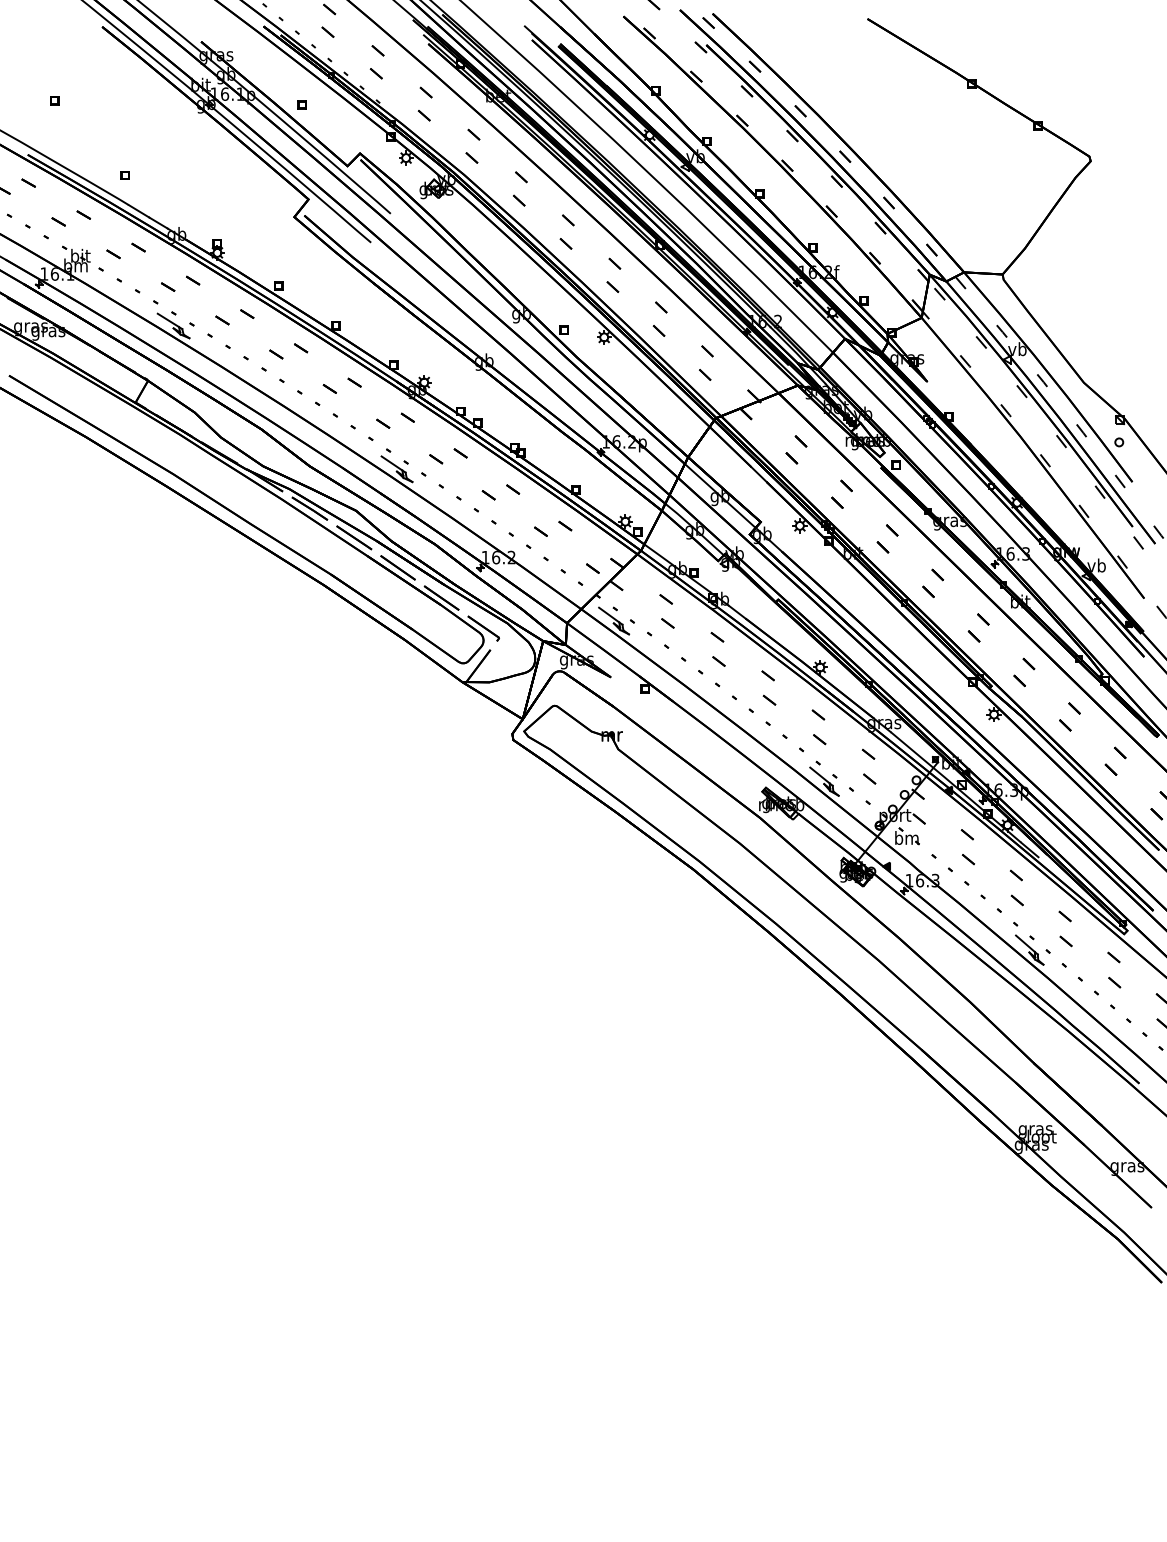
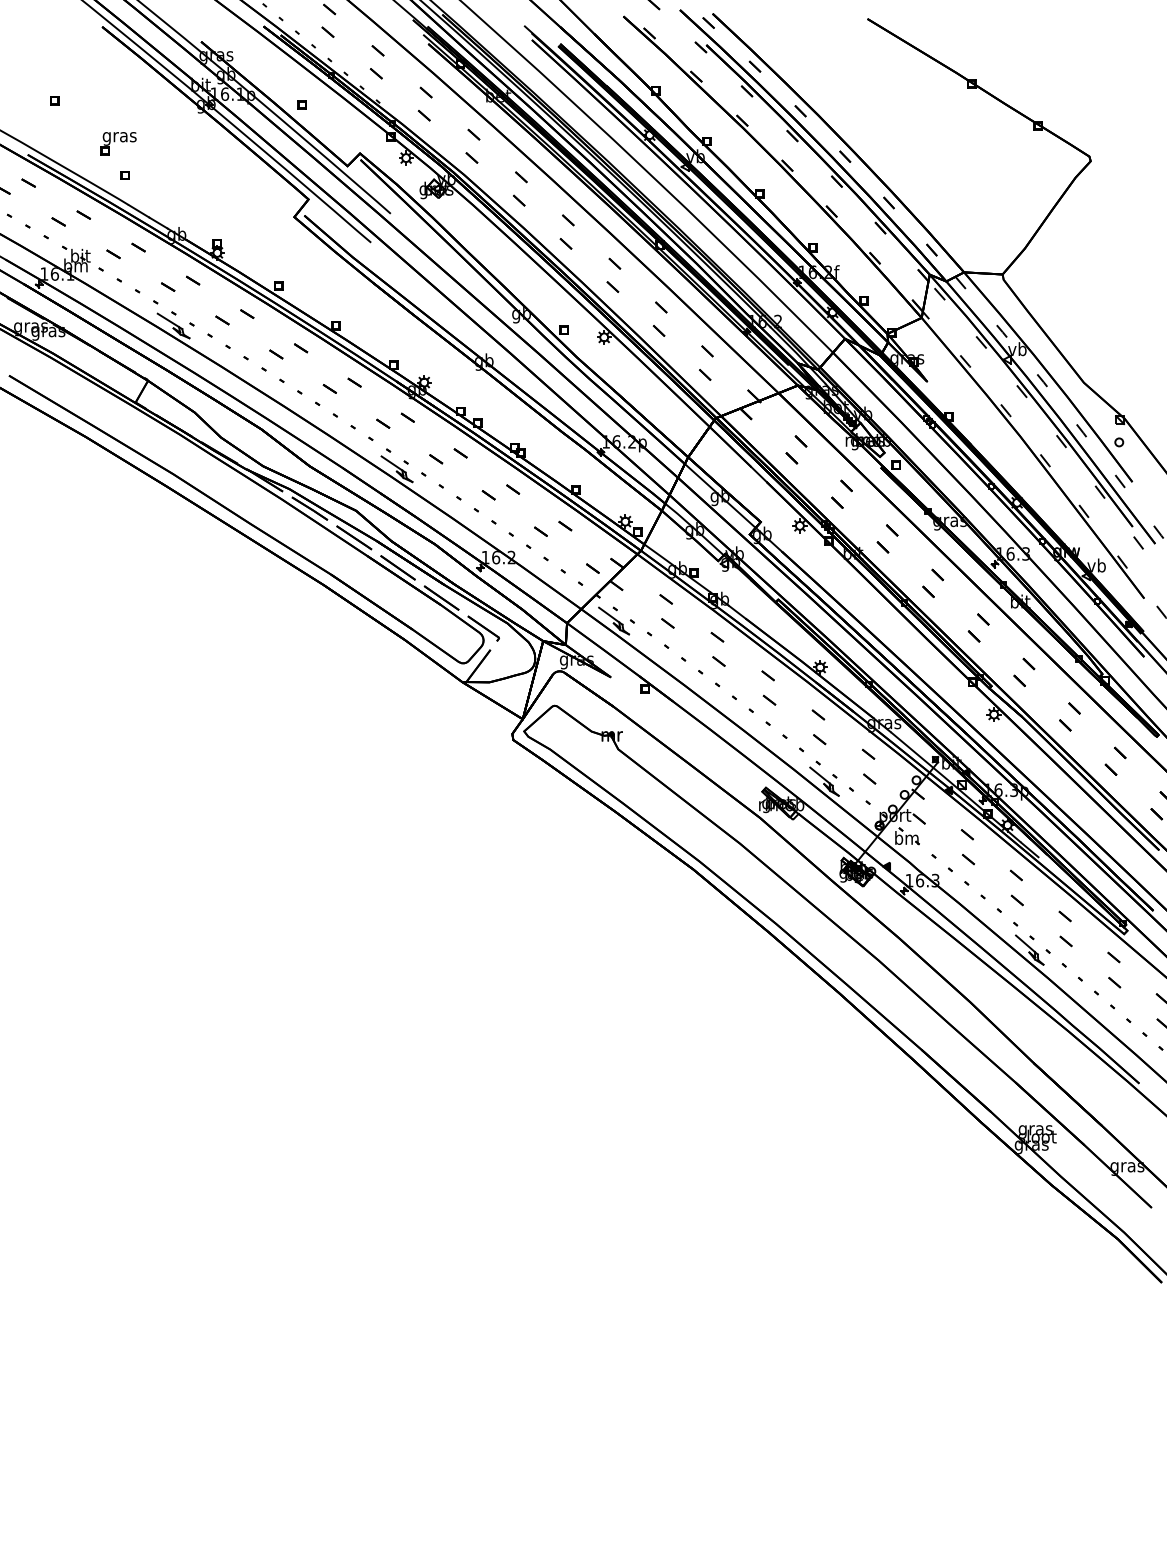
part: none -> present (118, 143)
